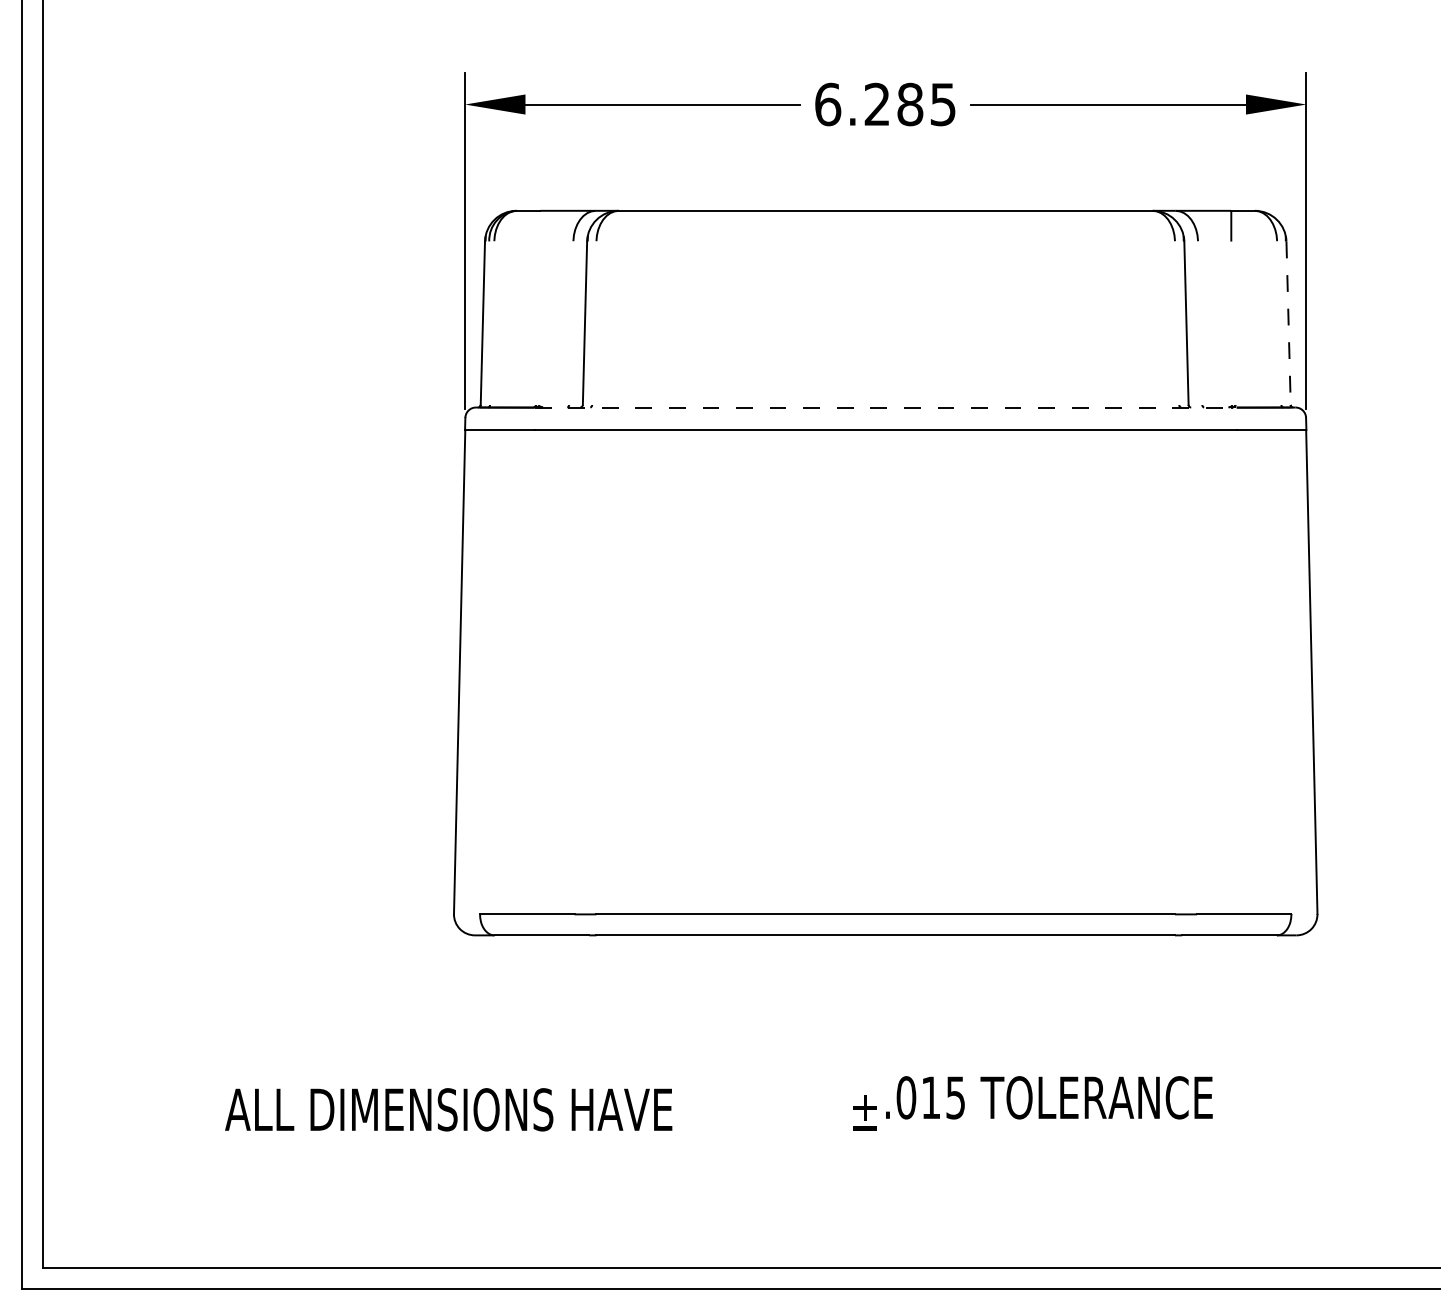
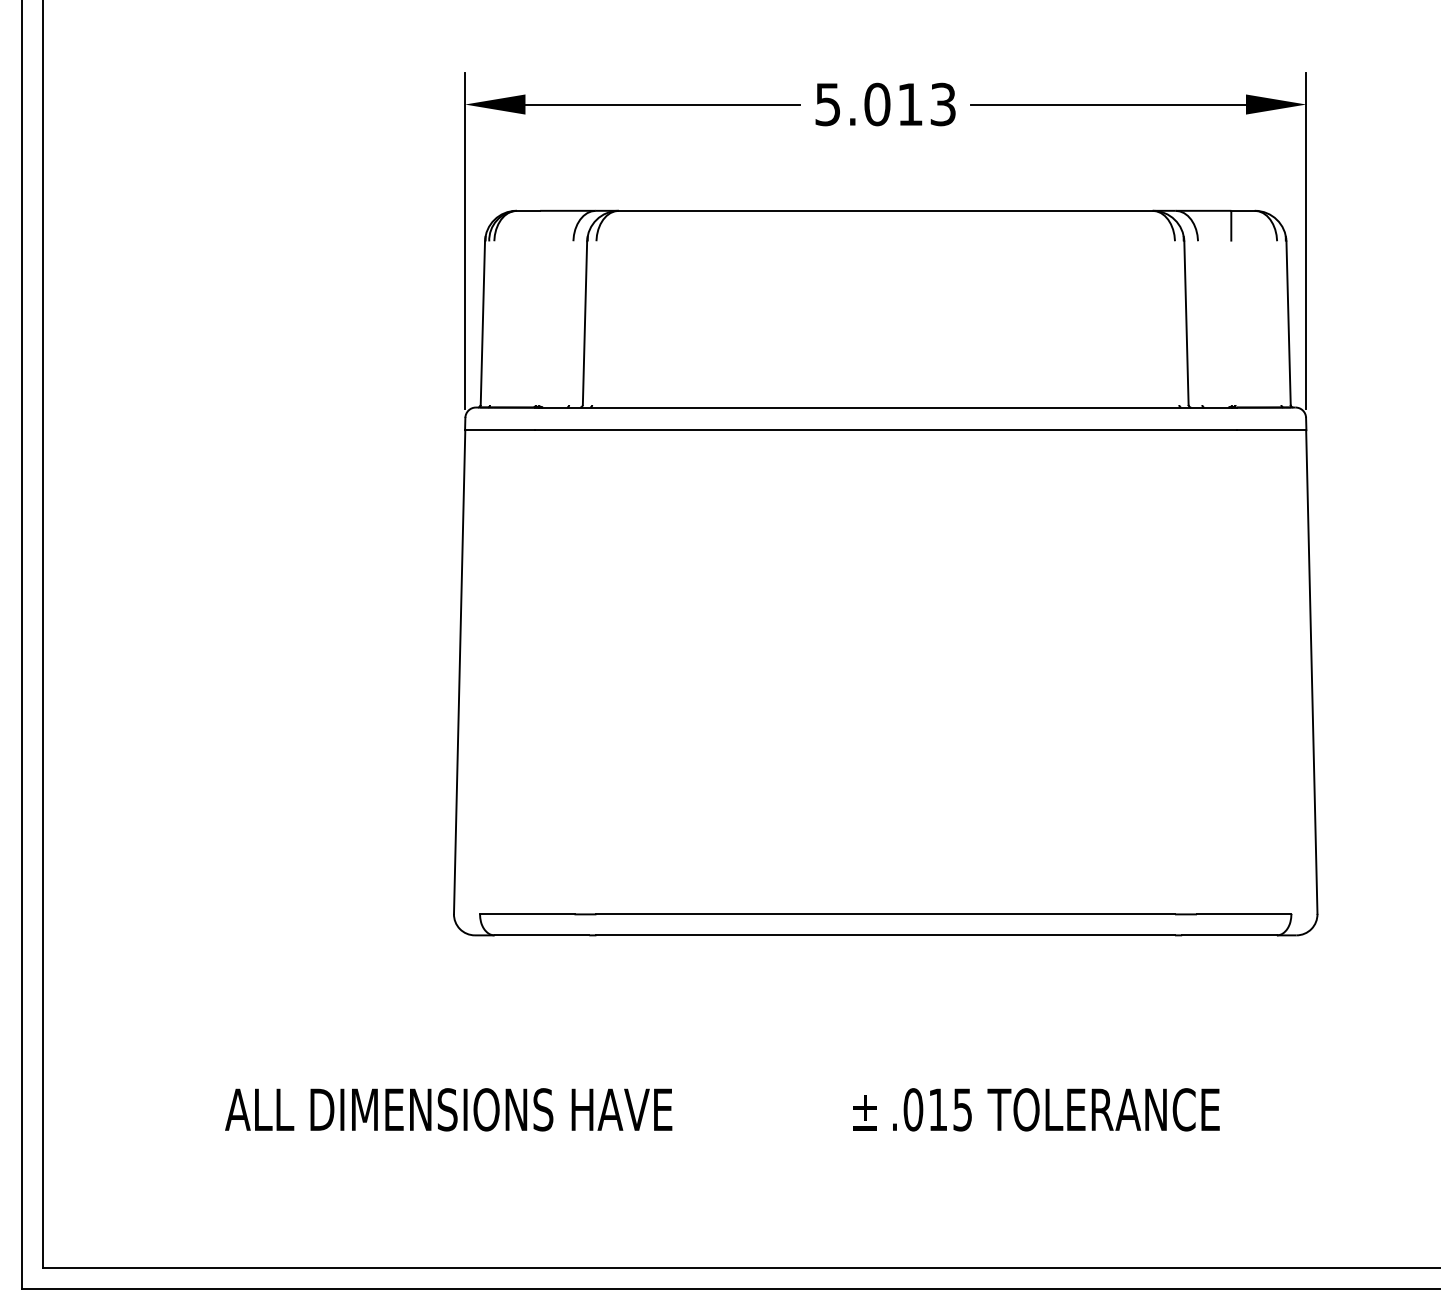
text: 6.285 -> 5.013 (885, 104)
line: dashed -> solid (1288, 323)
line: dashed -> solid (886, 407)
text position: (1049, 1097) -> (1056, 1109) (1056, 1109)
